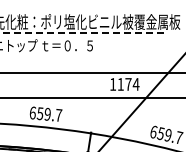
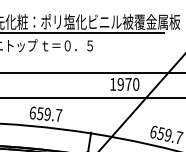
line: dashed -> solid (82, 33)
text: 1174 -> 1970 (128, 84)
